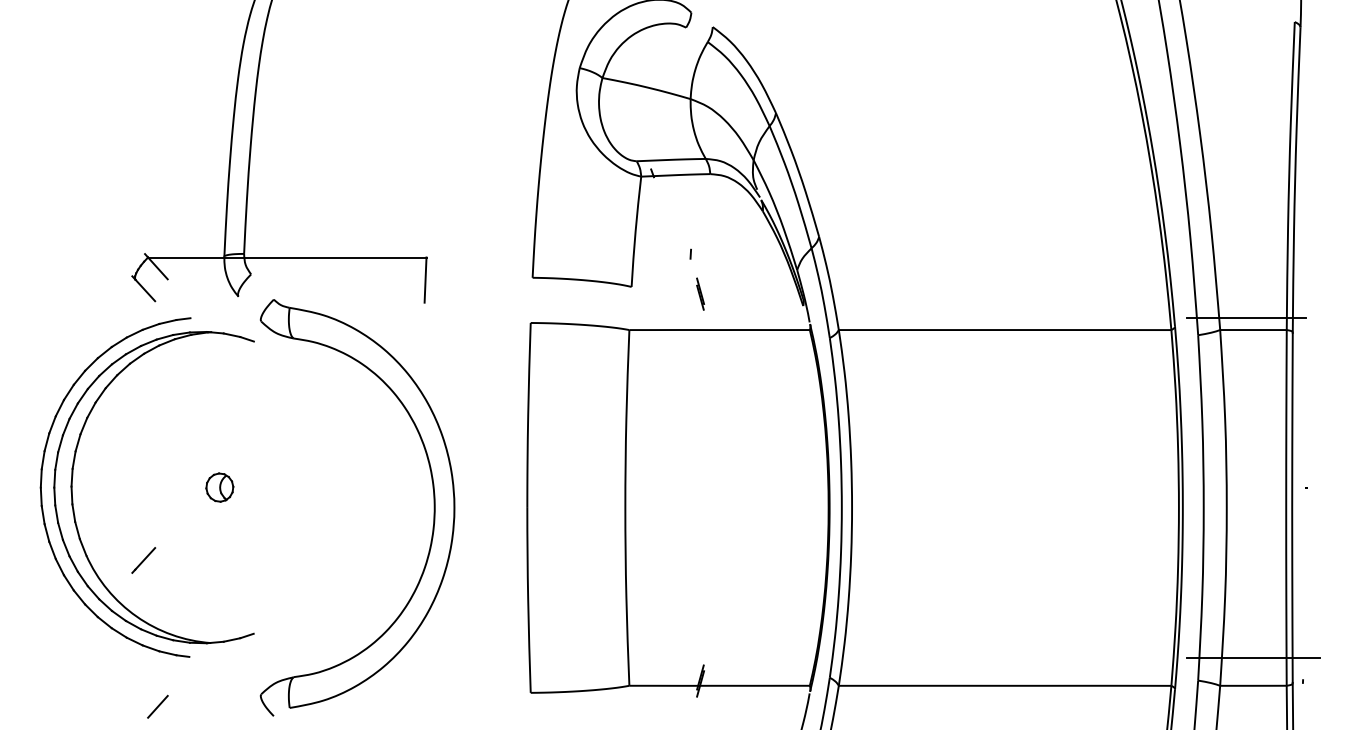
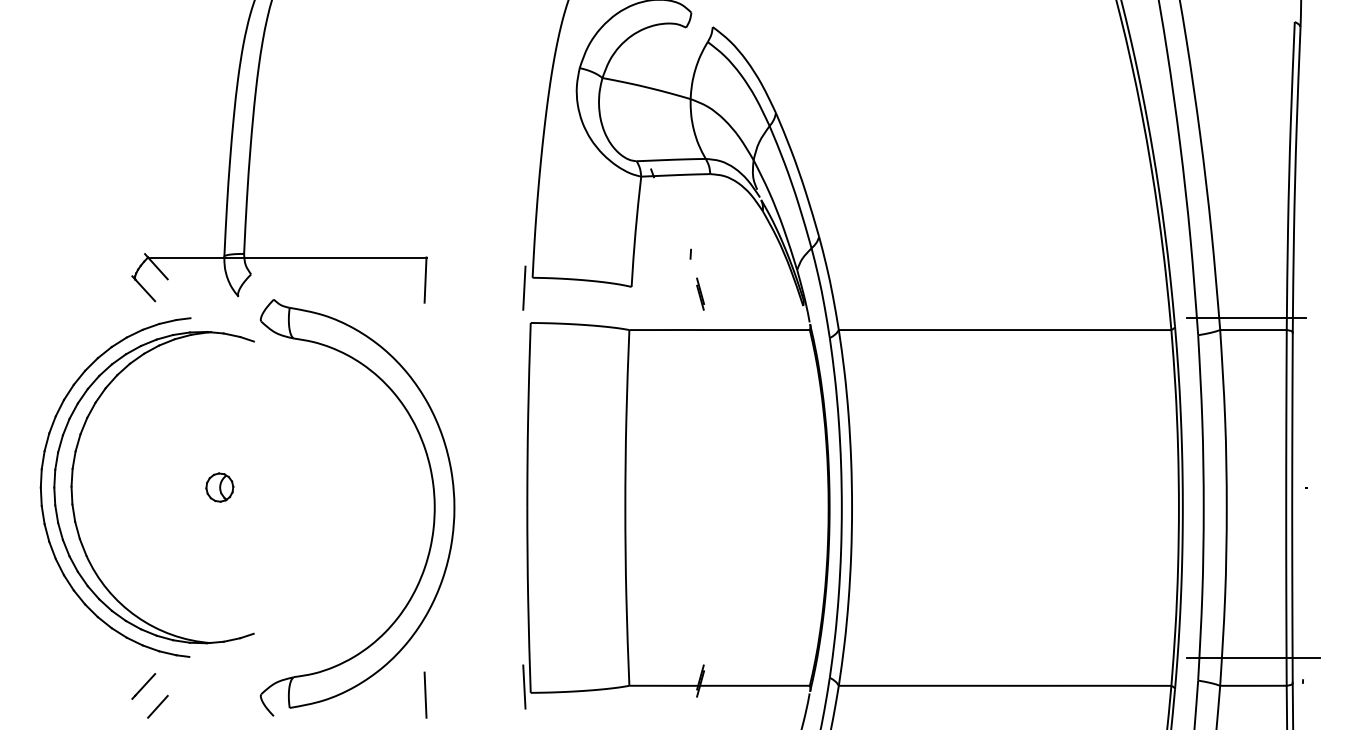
line: none -> present (524, 287)
line position: (143, 560) -> (143, 686) (143, 686)
line: none -> present (524, 686)
line: none -> present (425, 694)
